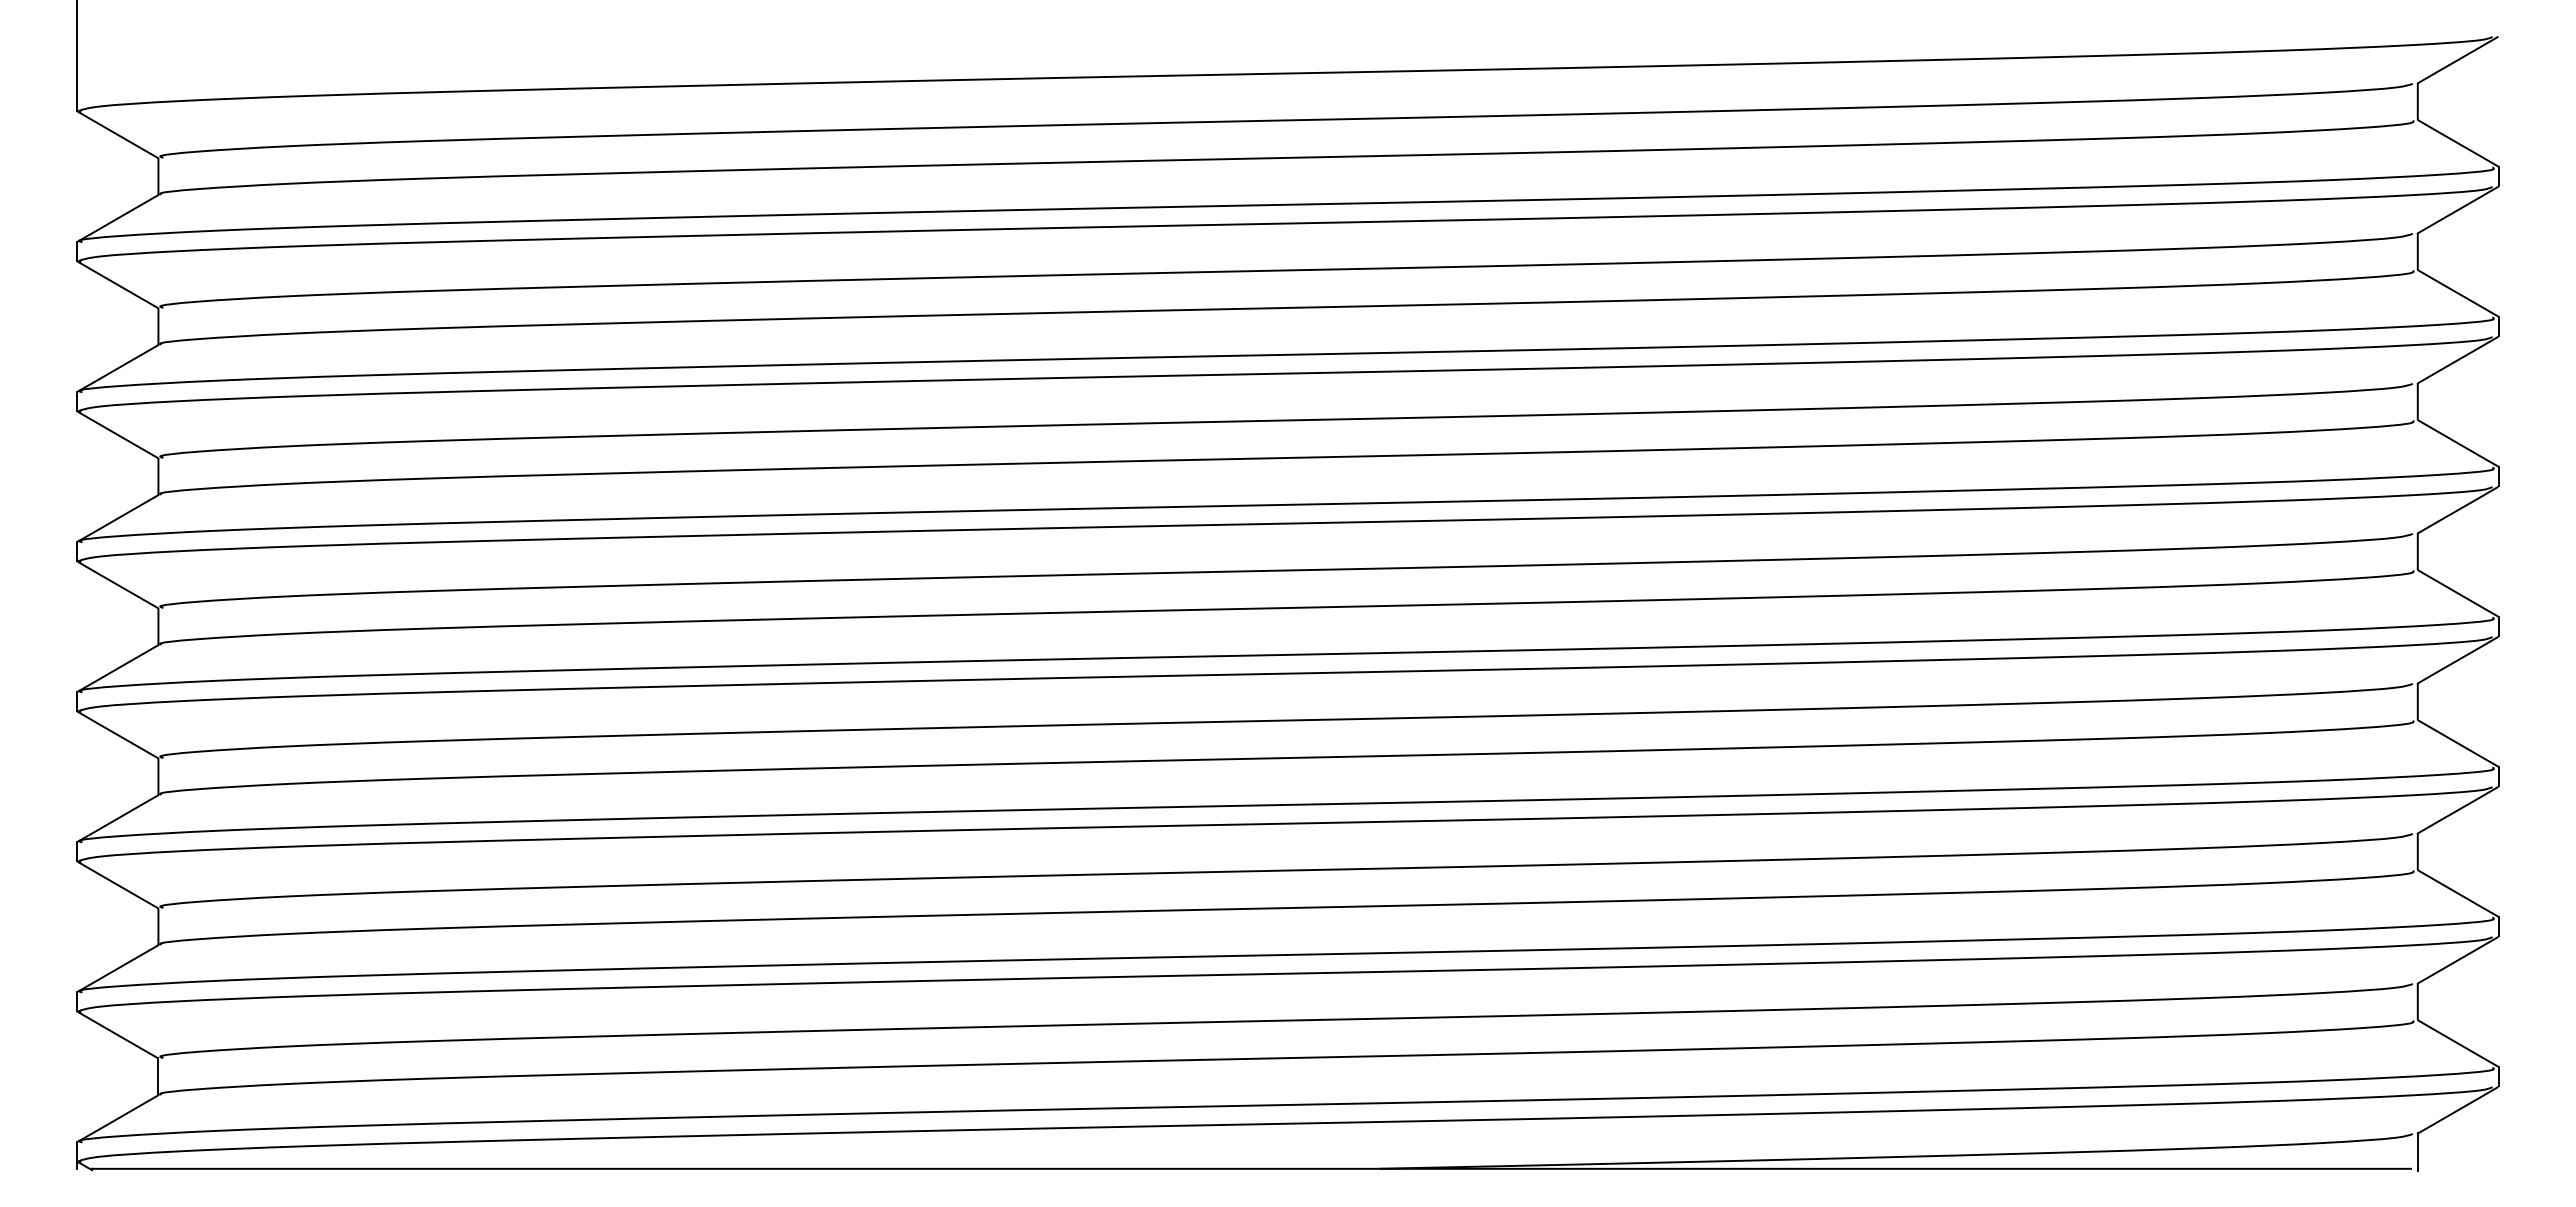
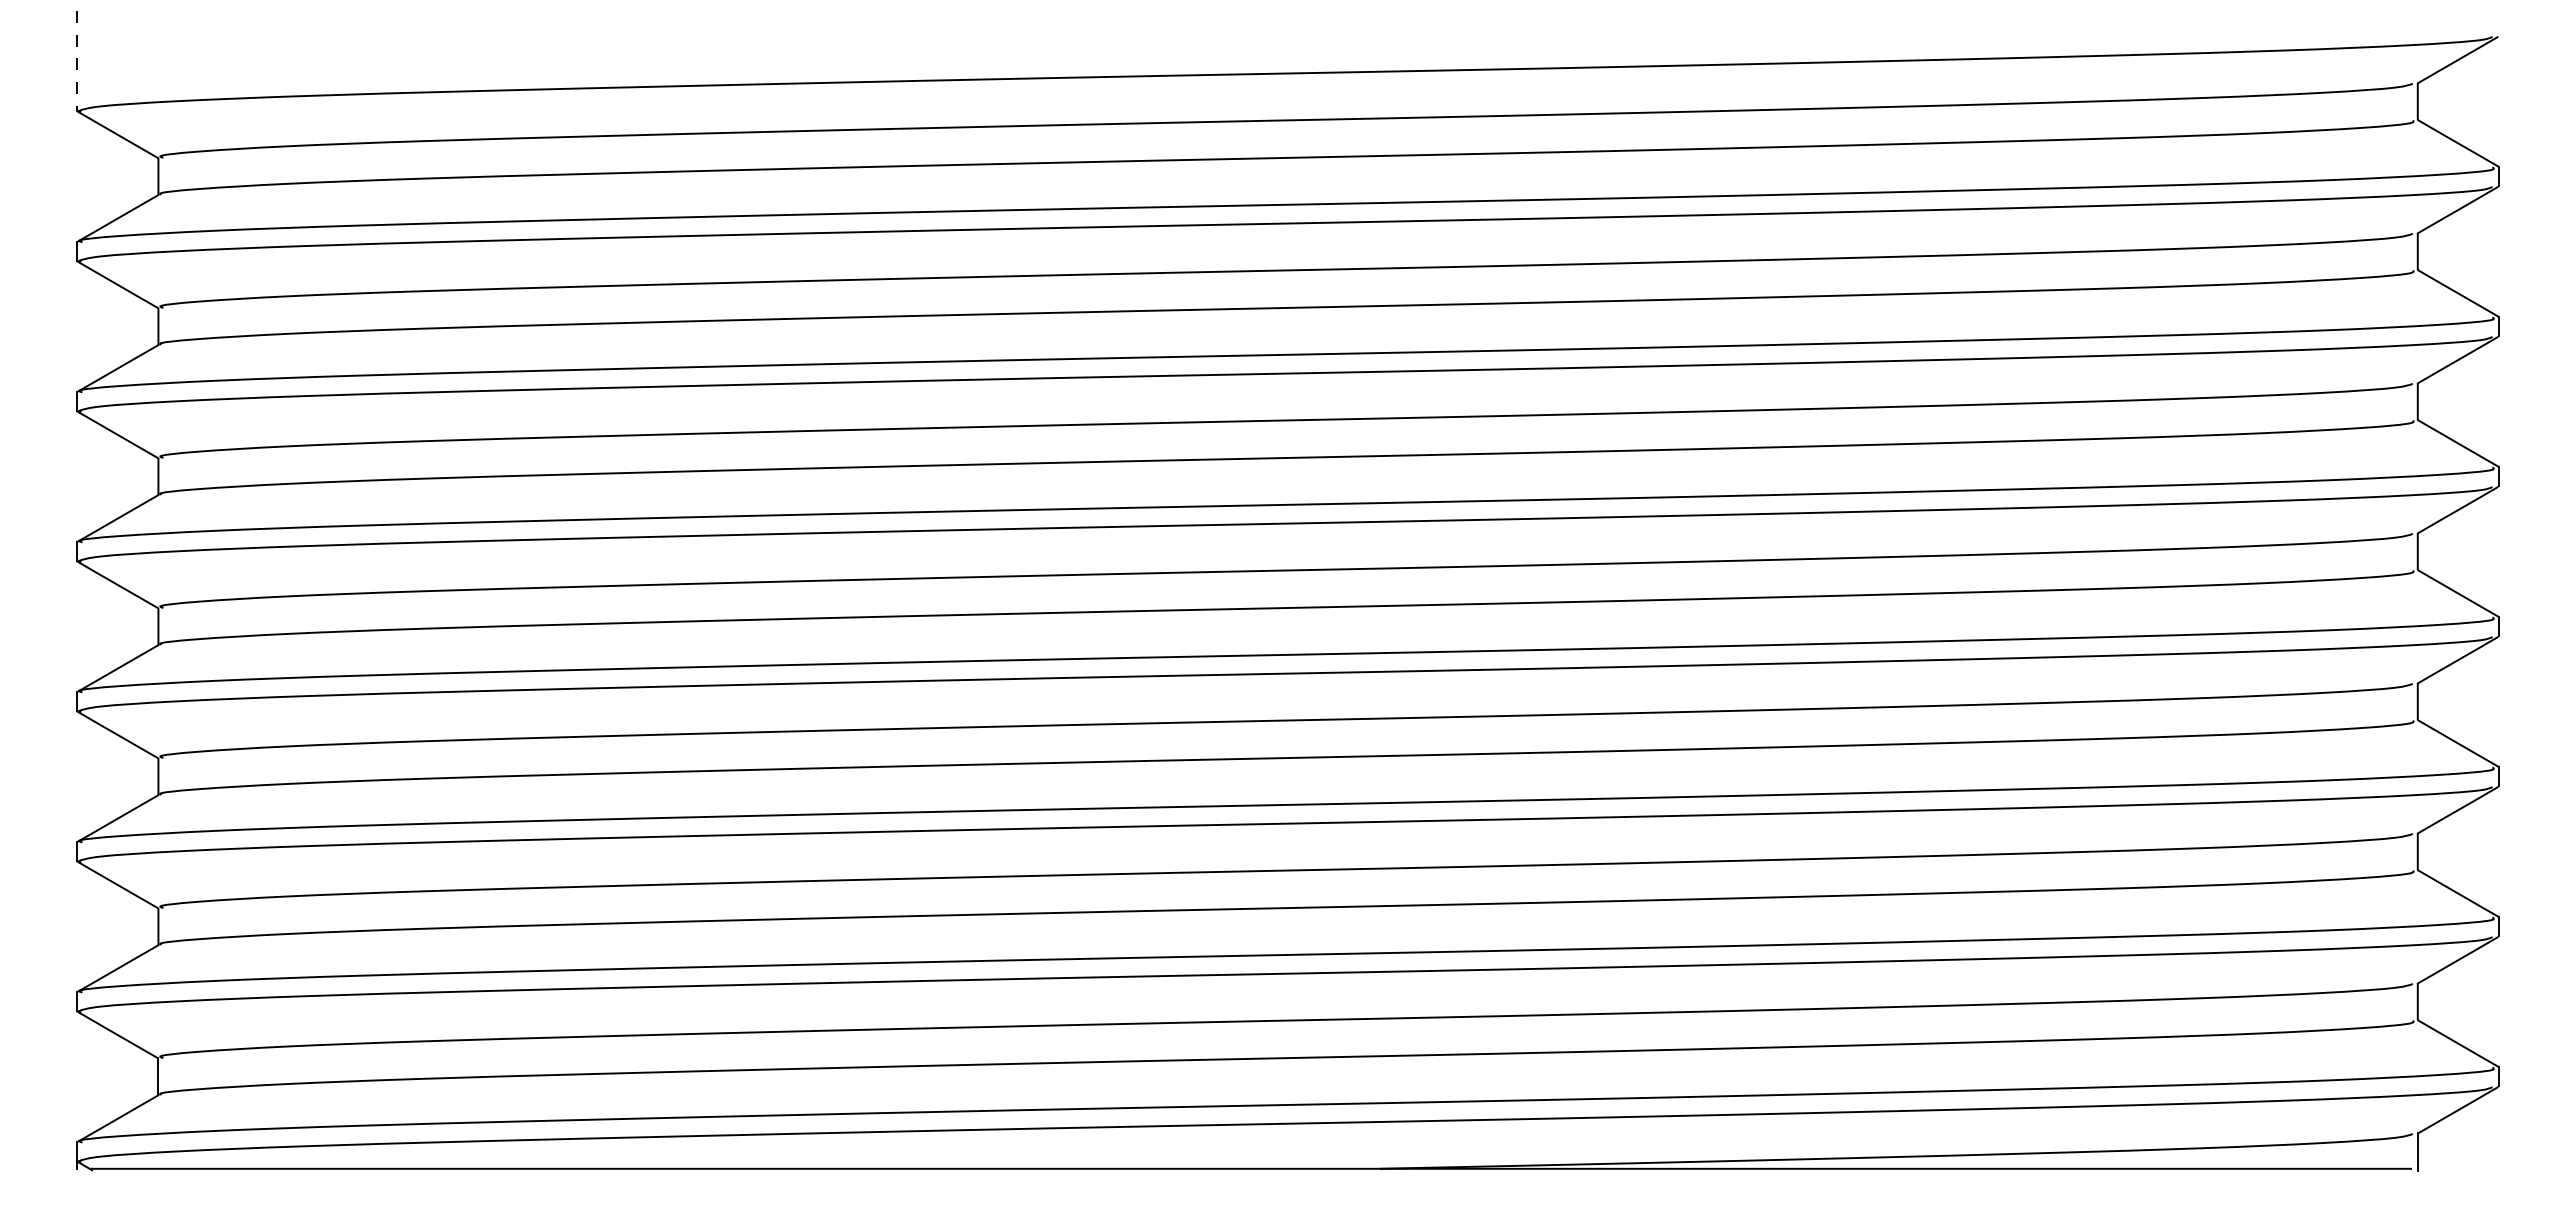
line: solid -> dashed (77, 56)
